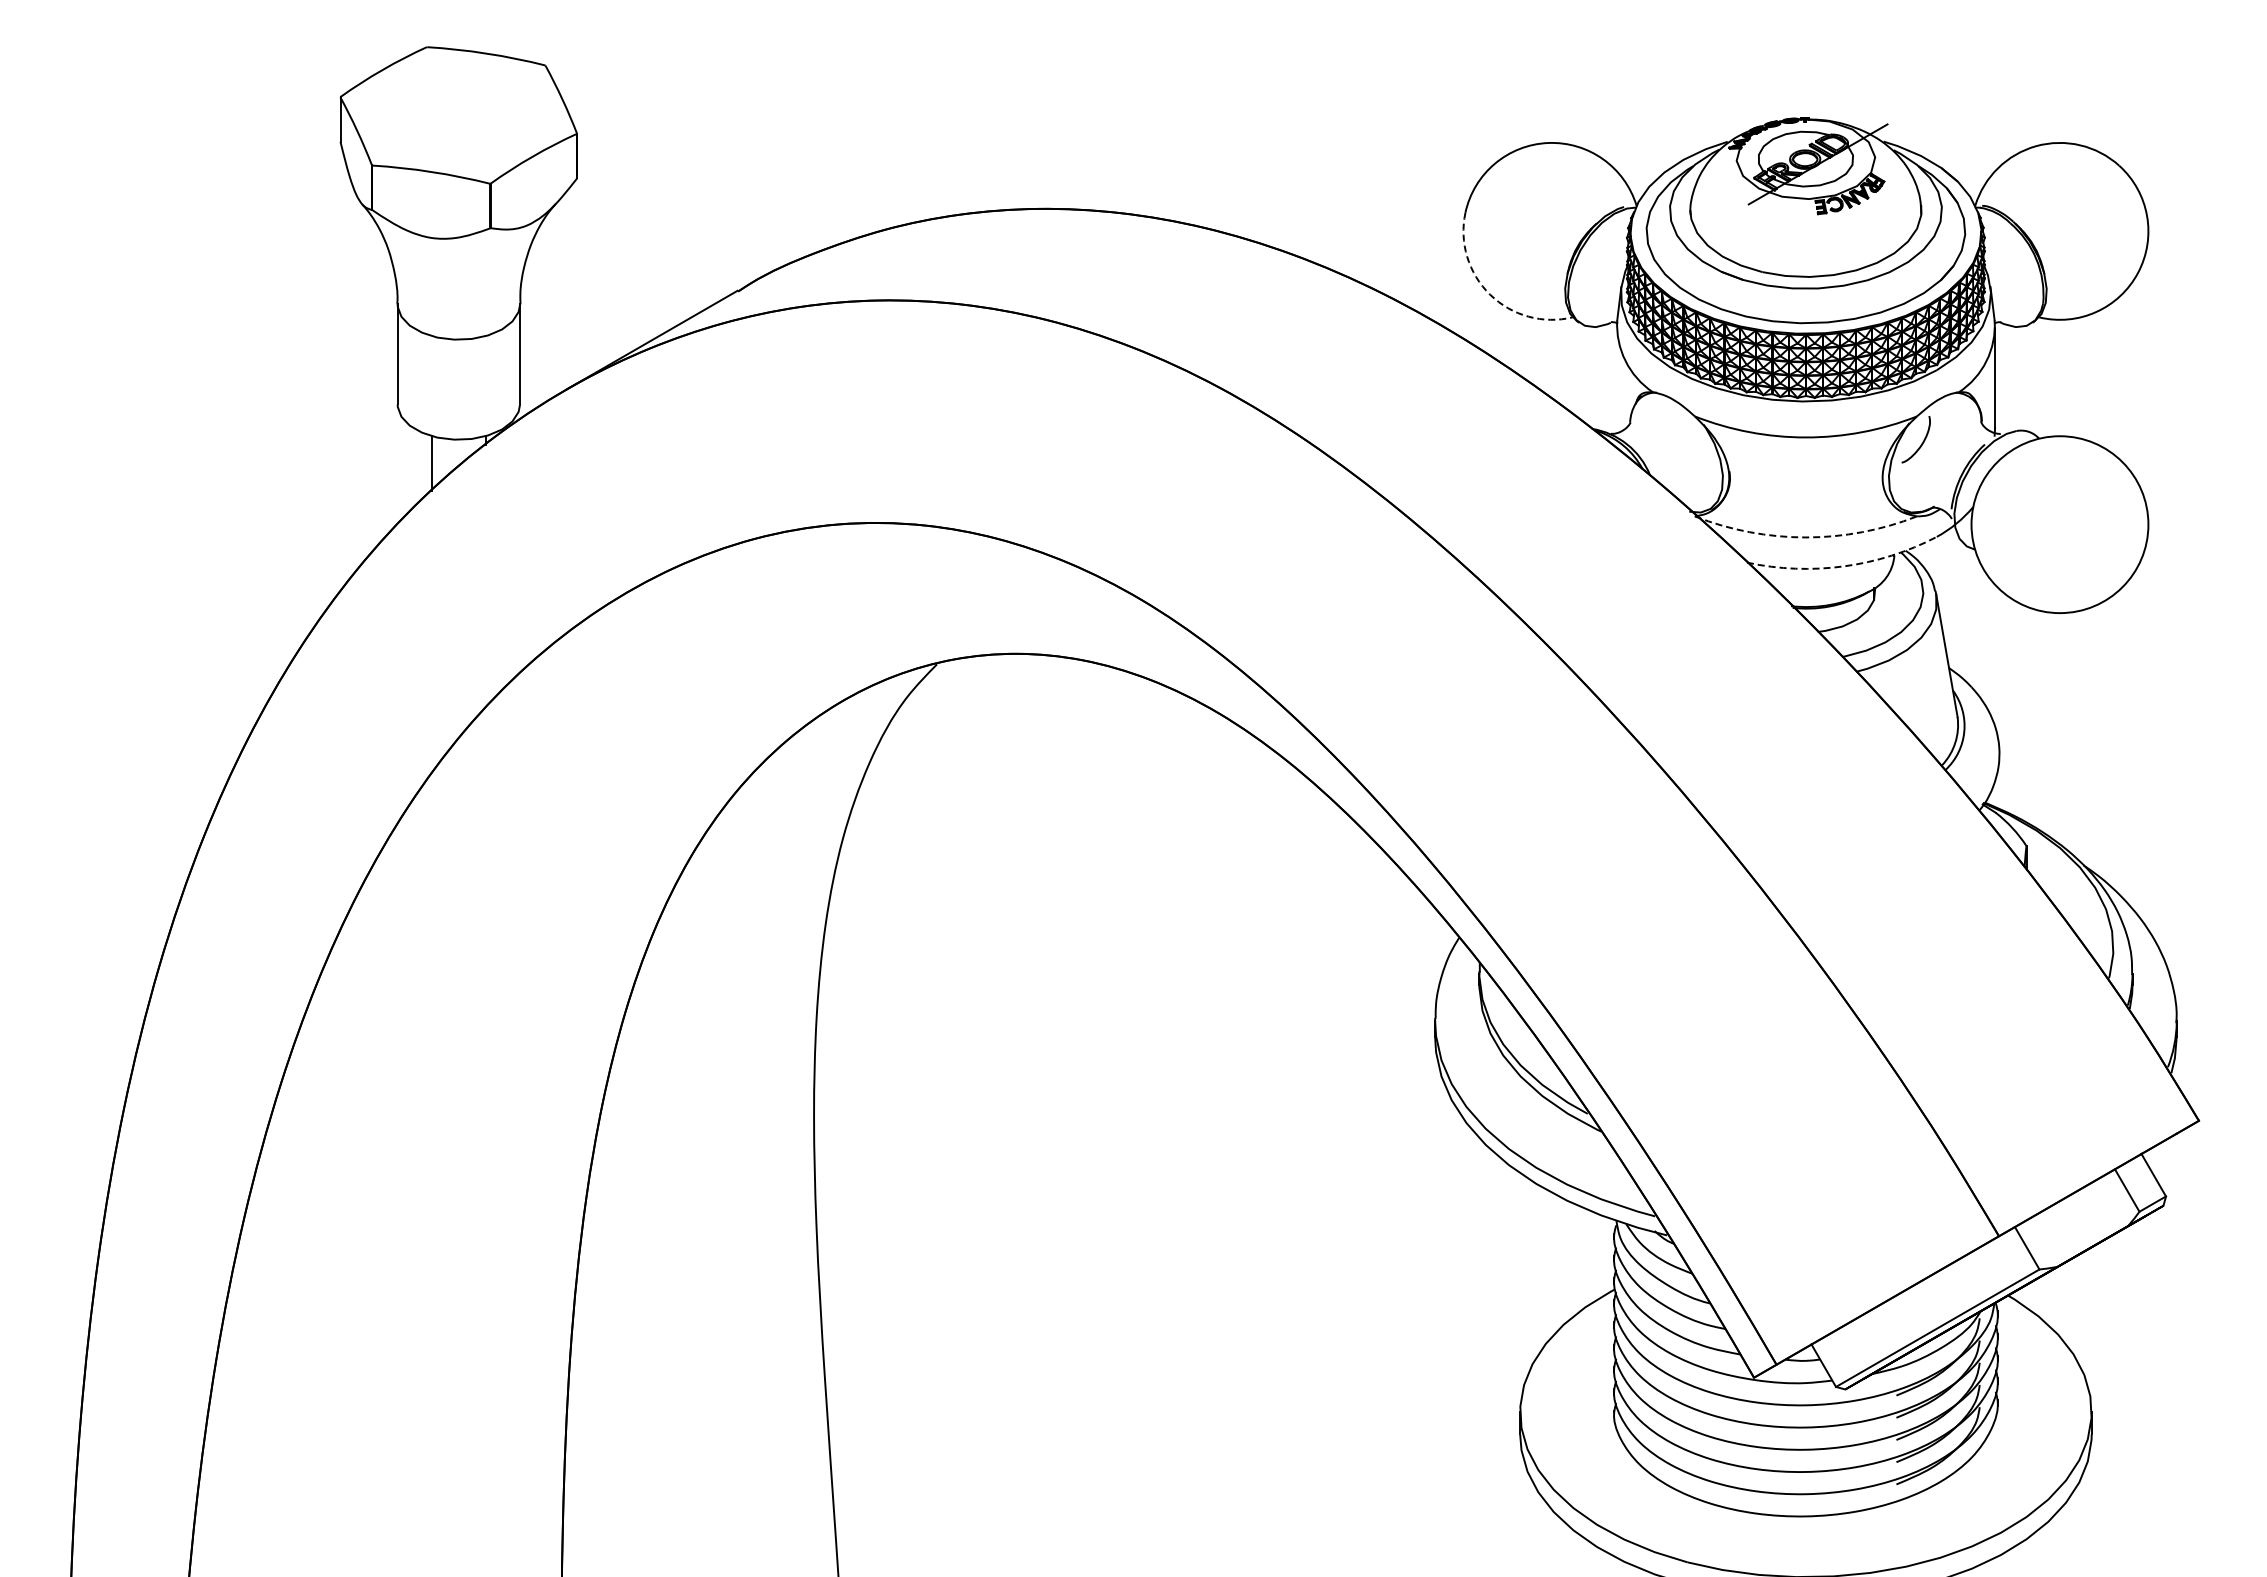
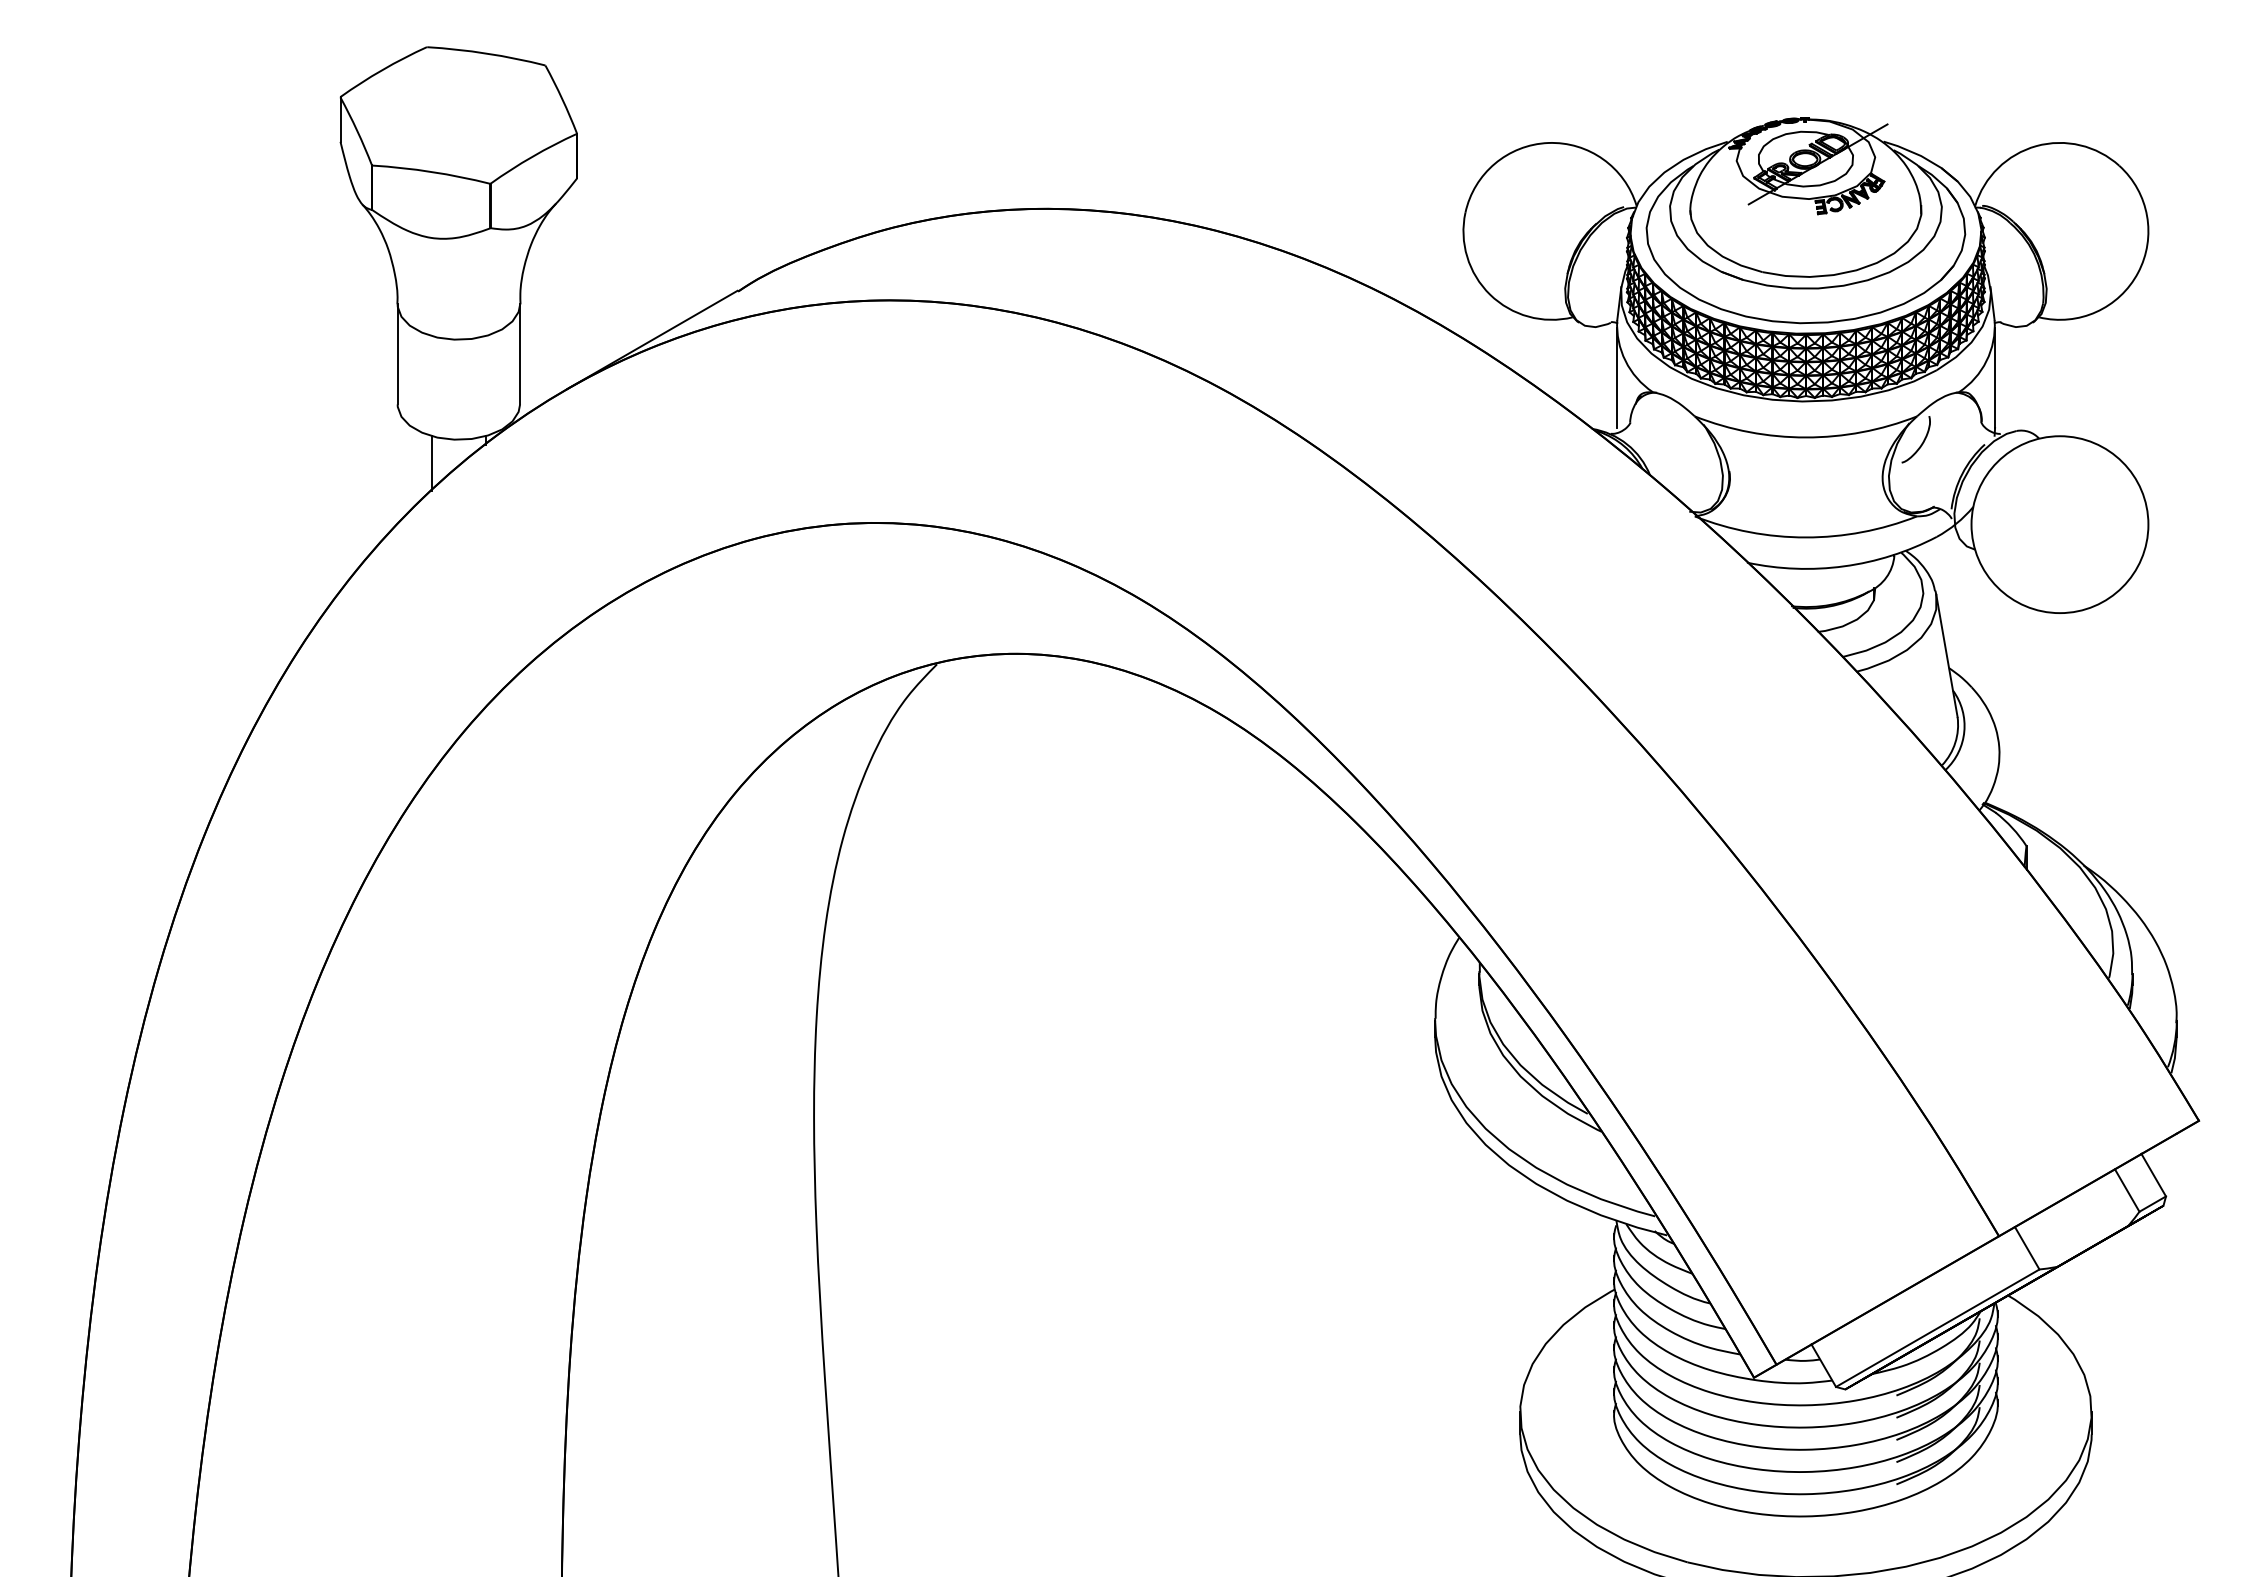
arc: dashed -> solid (1490, 294)
line: none -> present (1616, 378)
arc: dashed -> solid (1805, 537)
arc: dashed -> solid (1844, 566)
